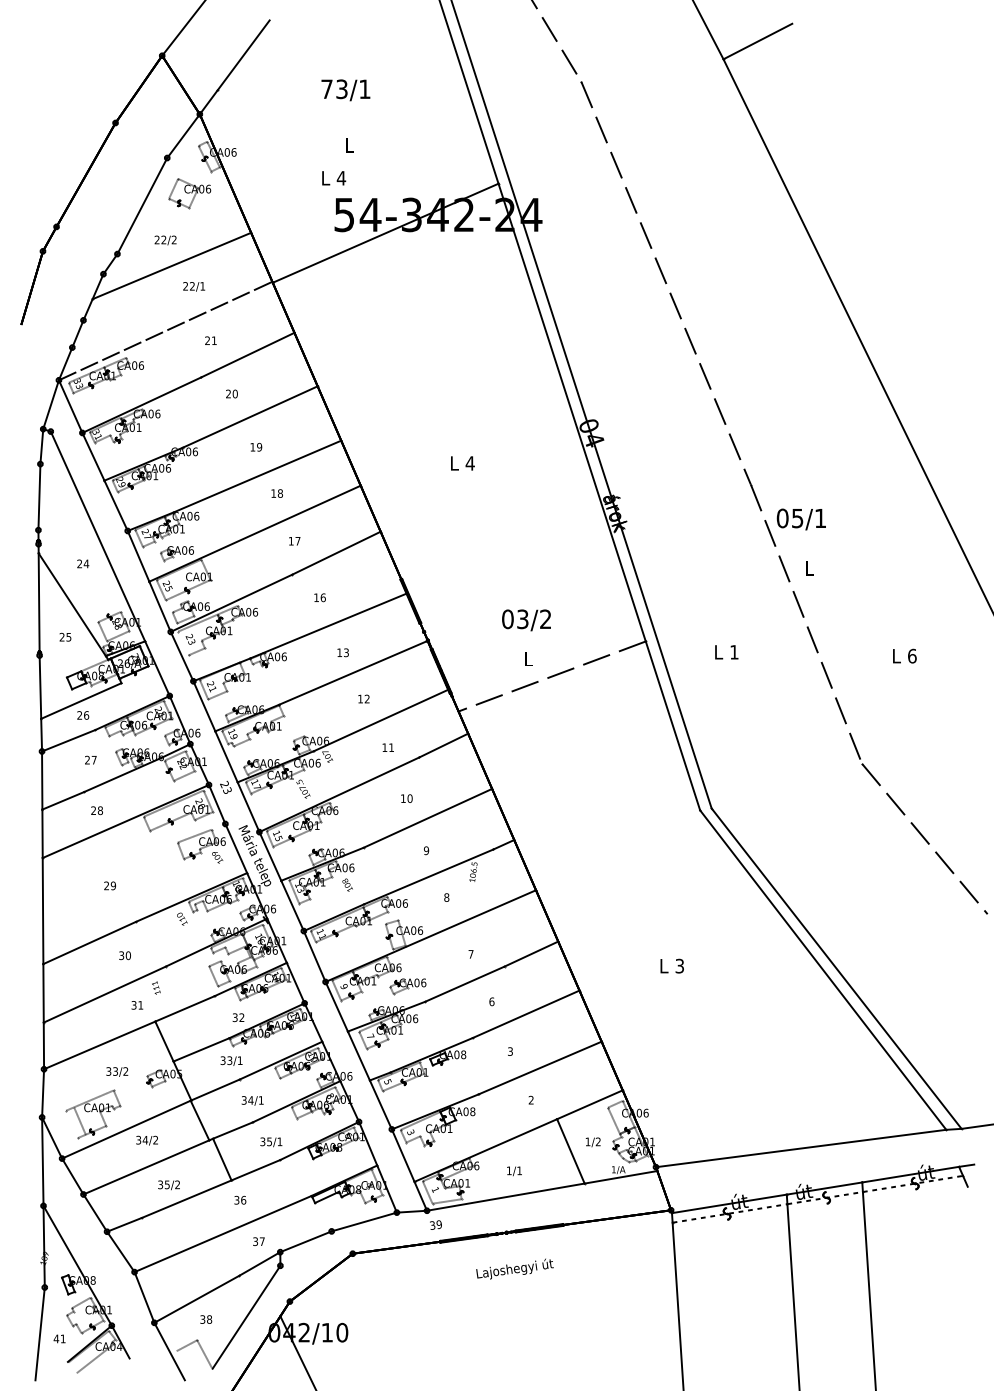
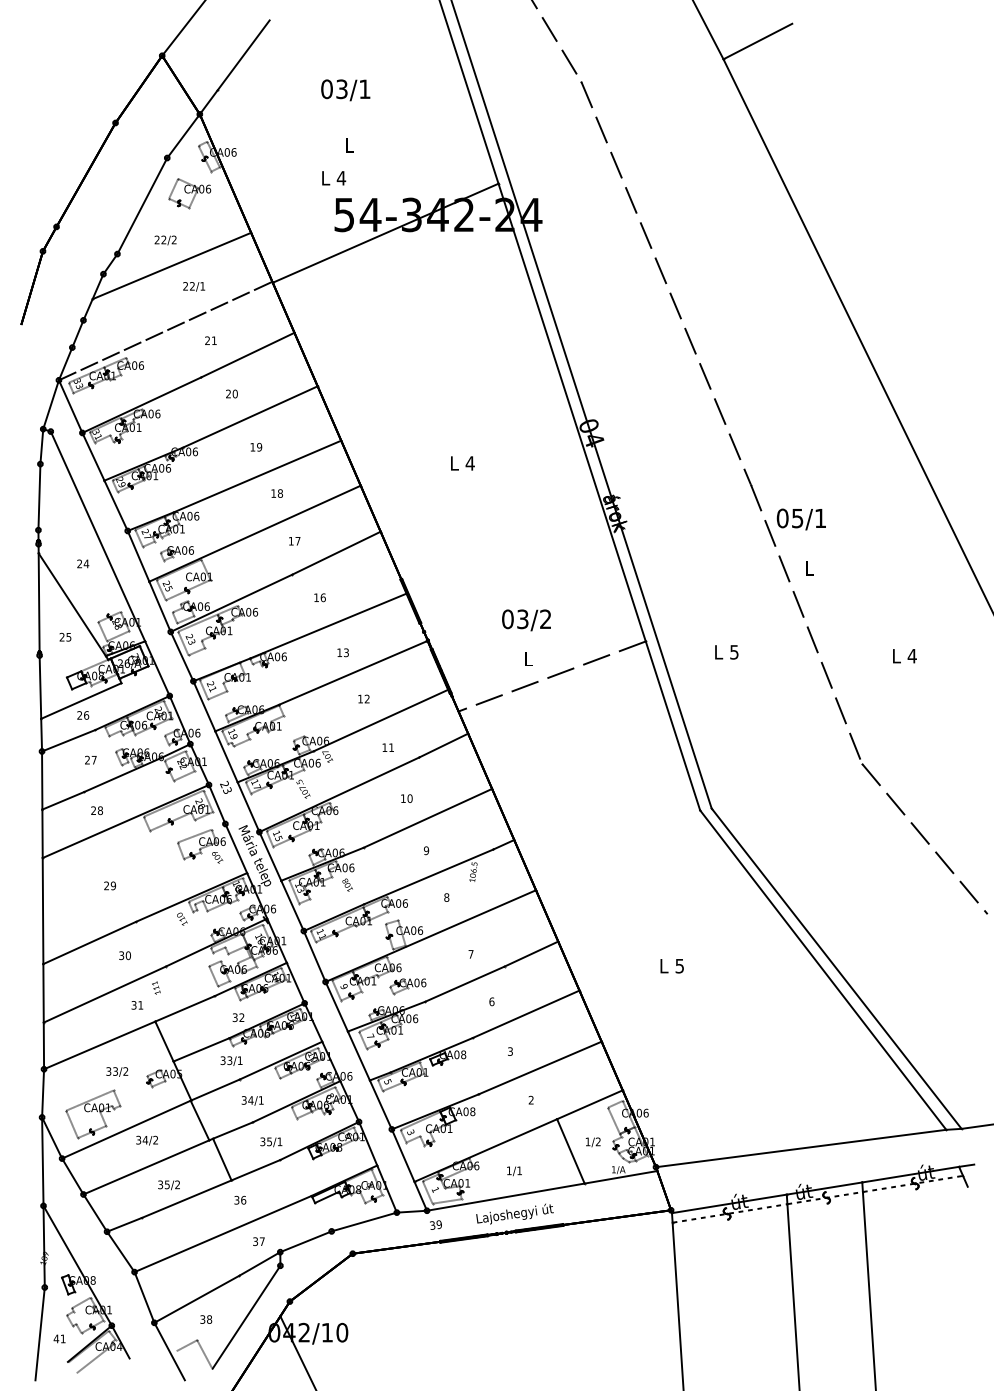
text: 73/1 -> 03/1 (326, 89)
line: none -> present (183, 643)
text: 1 -> 5 (734, 652)
text: 6 -> 4 (911, 655)
text: 3 -> 5 (679, 965)
line position: (79, 1121) -> (71, 1124) (71, 1124)
text position: (514, 1268) -> (514, 1213) (514, 1213)
